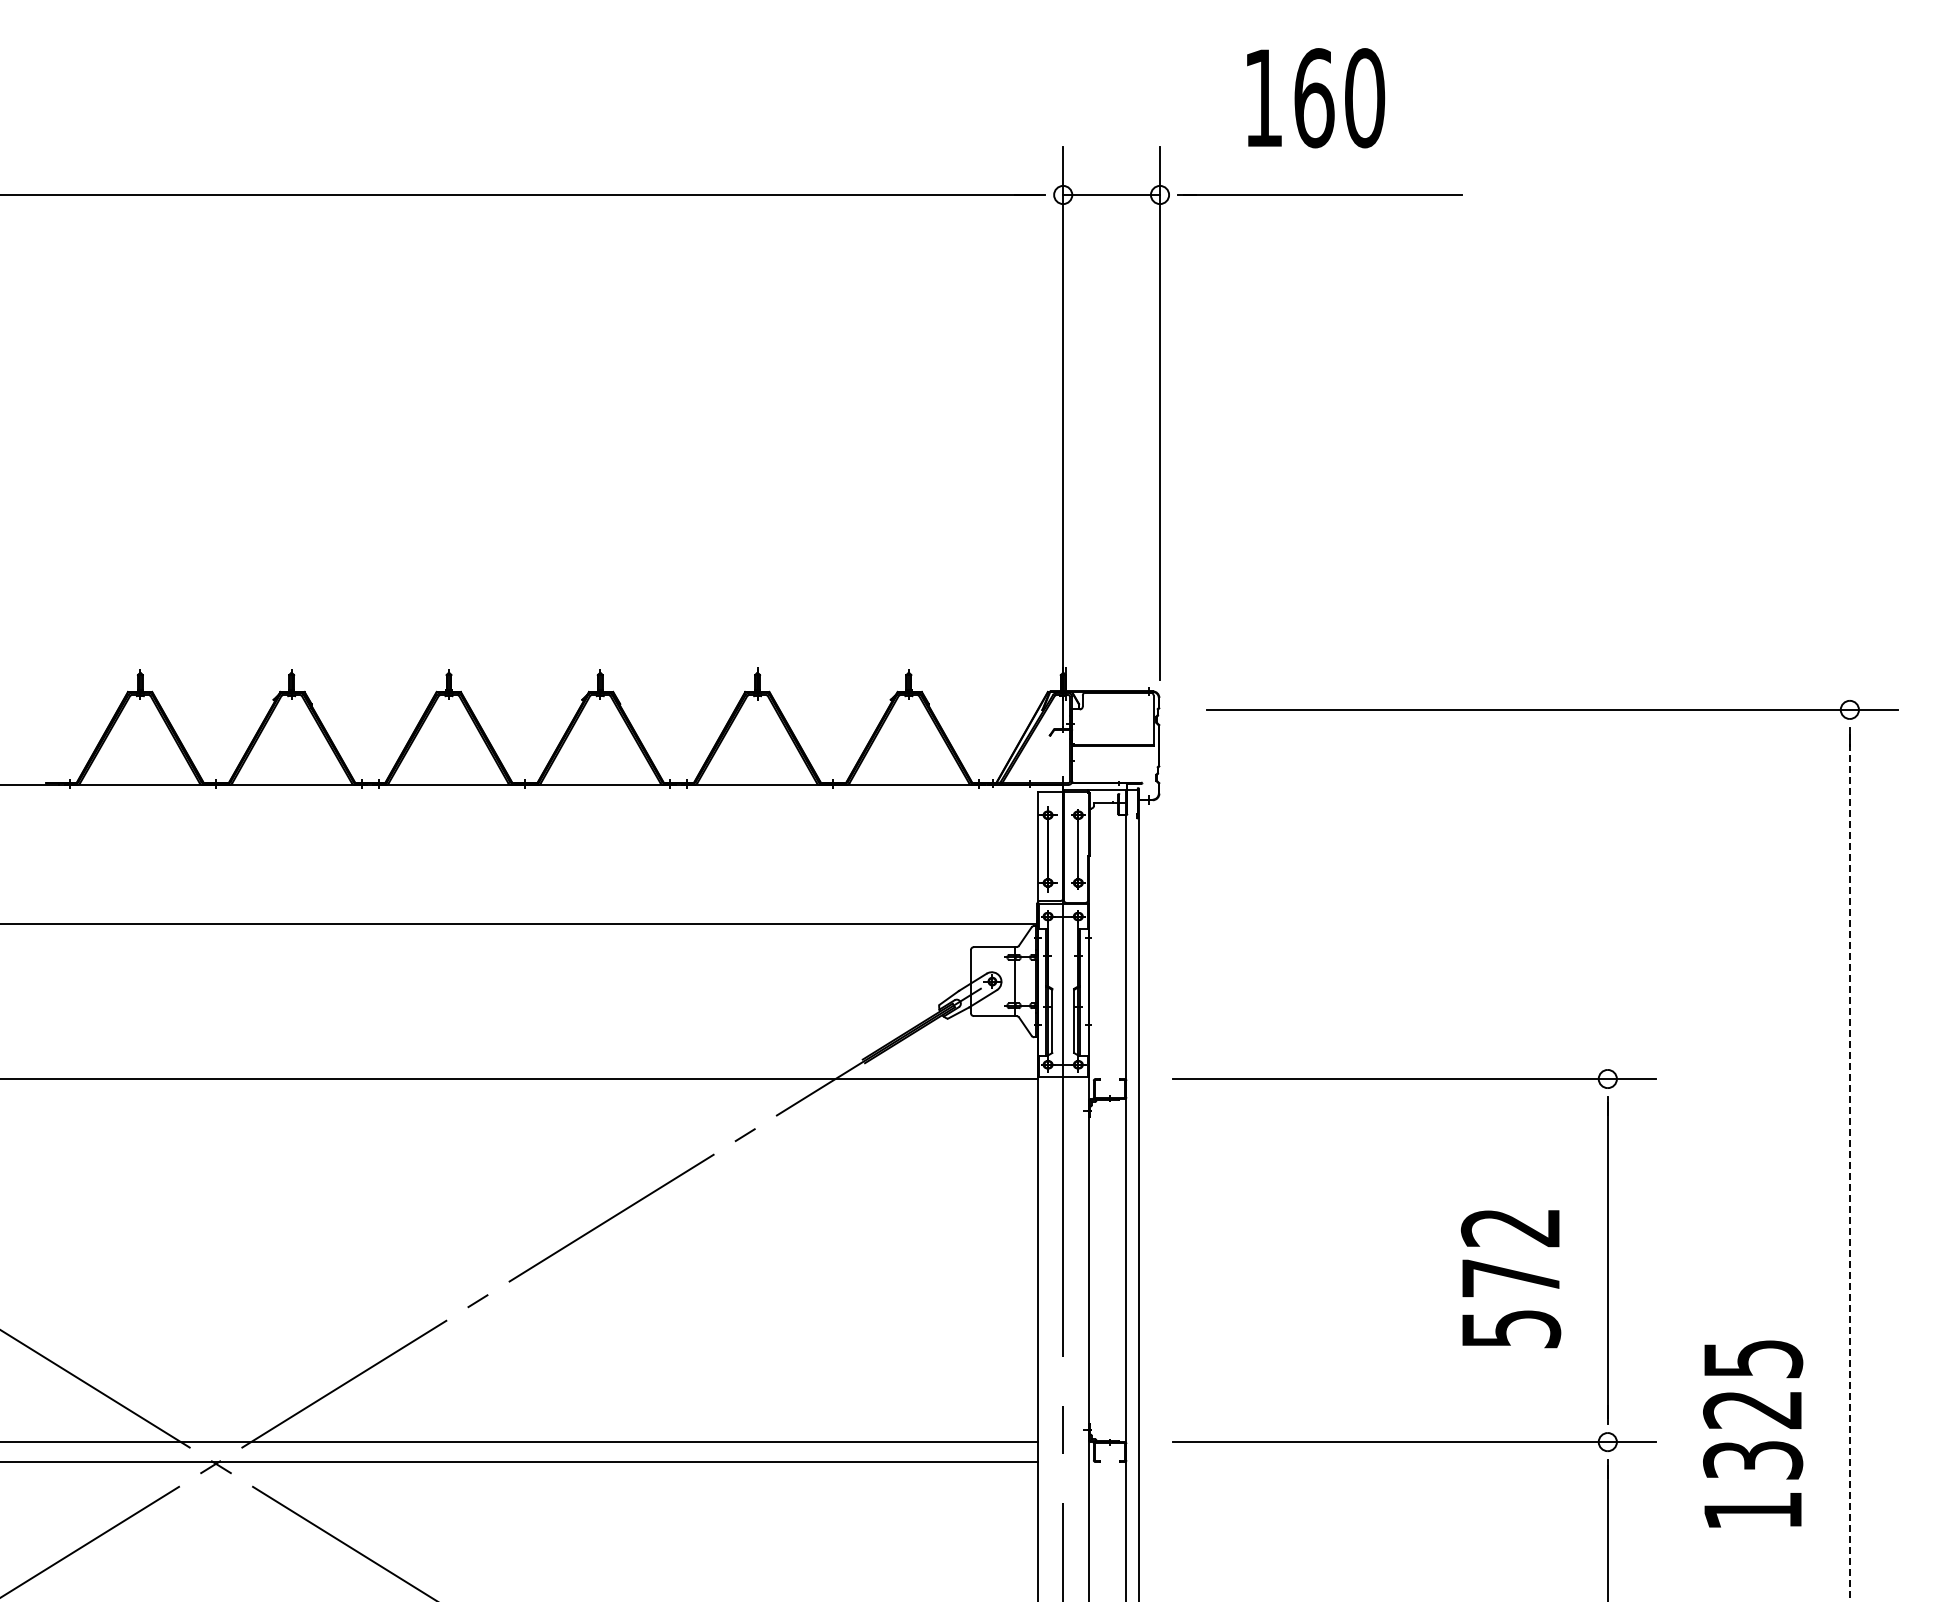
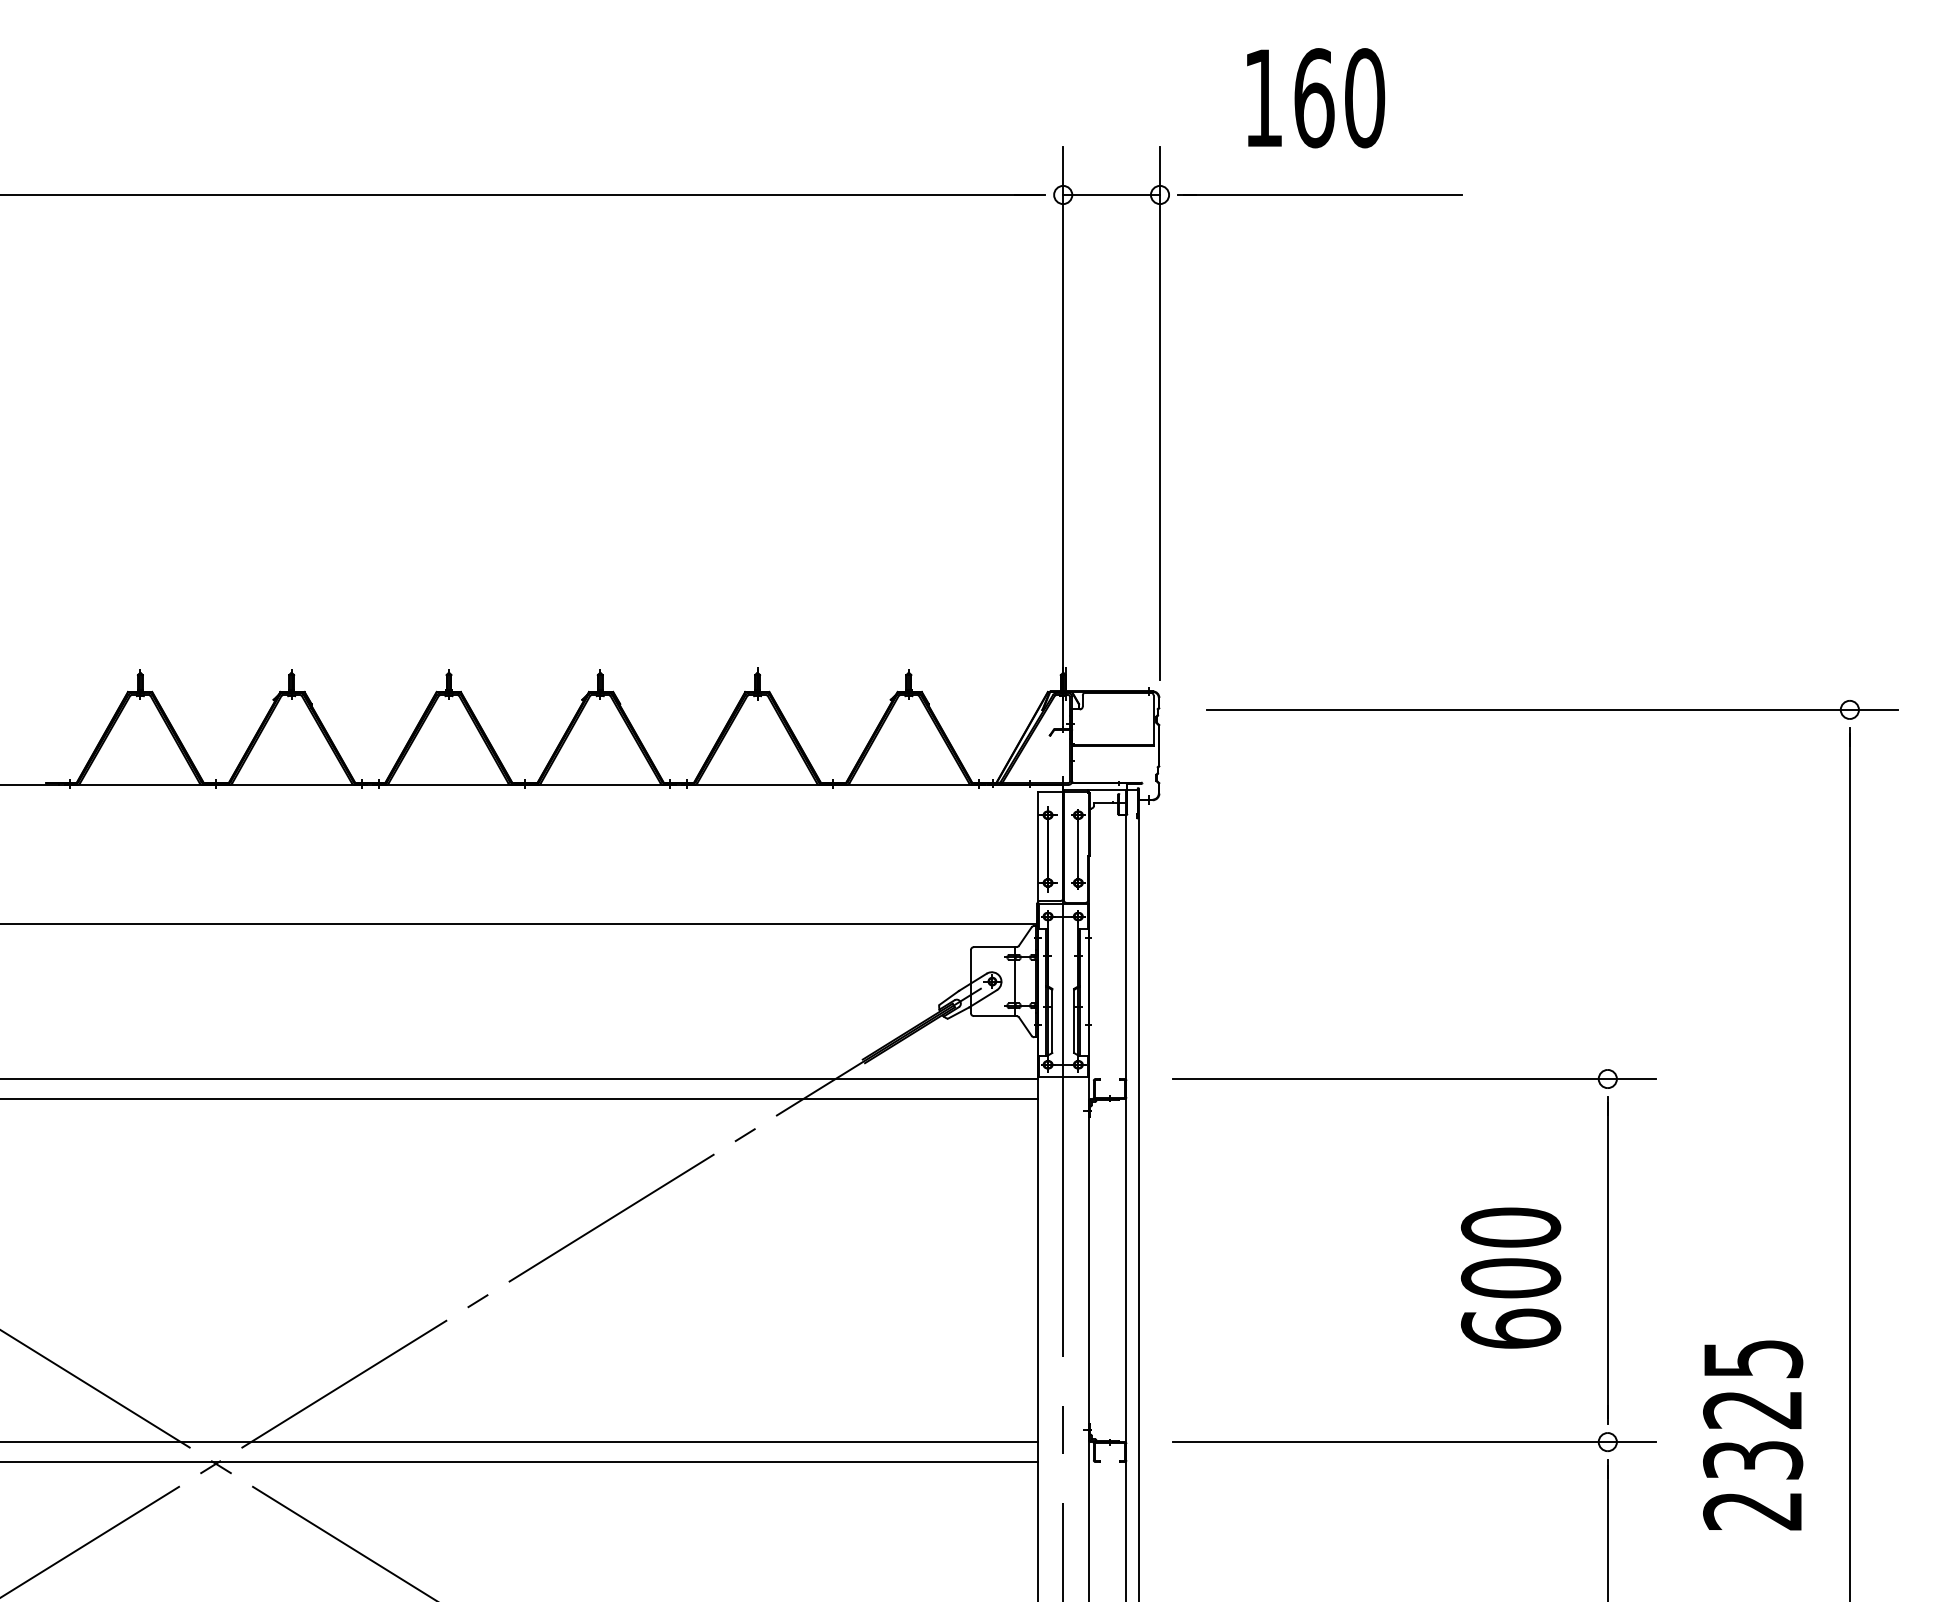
line: none -> present (519, 1099)
line: dashed -> solid (1849, 1167)
text: 572 -> 600 (1510, 1277)
text: 1325 -> 2325 (1752, 1511)
